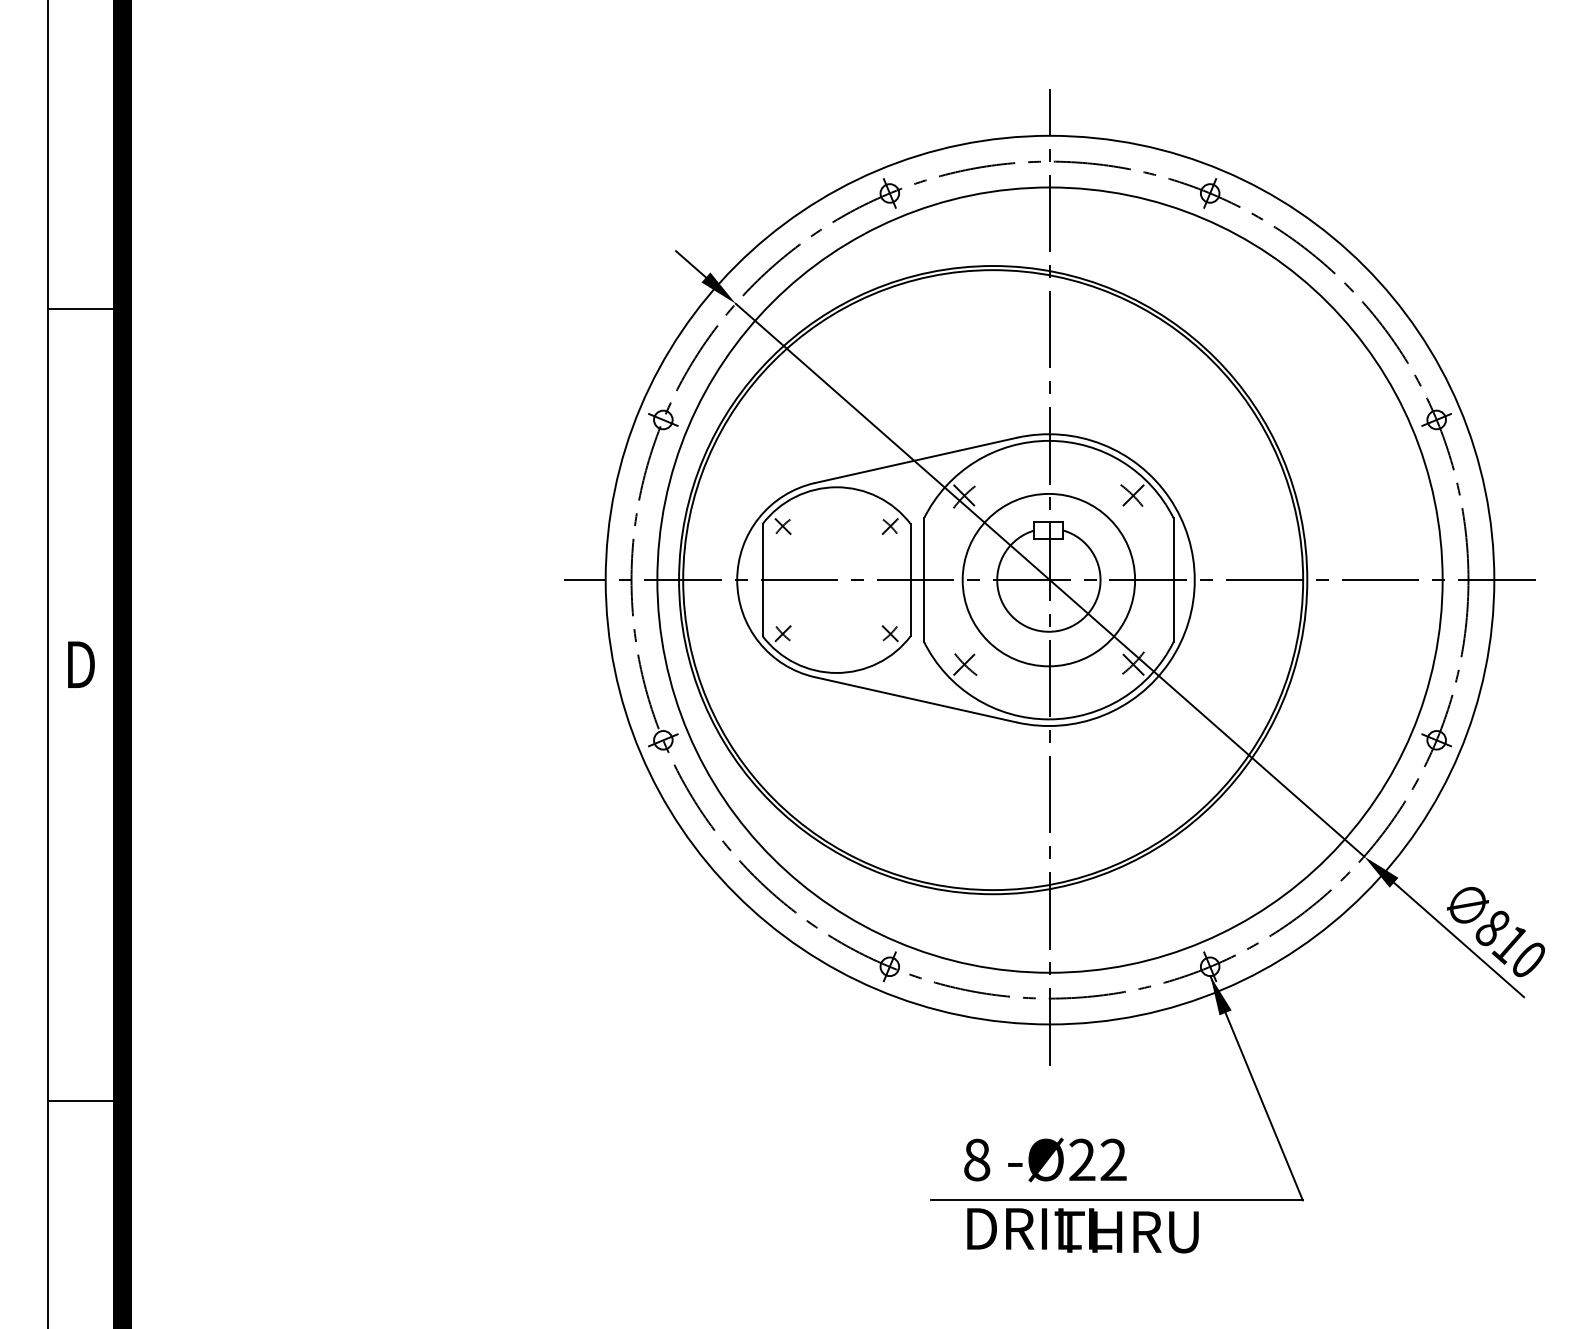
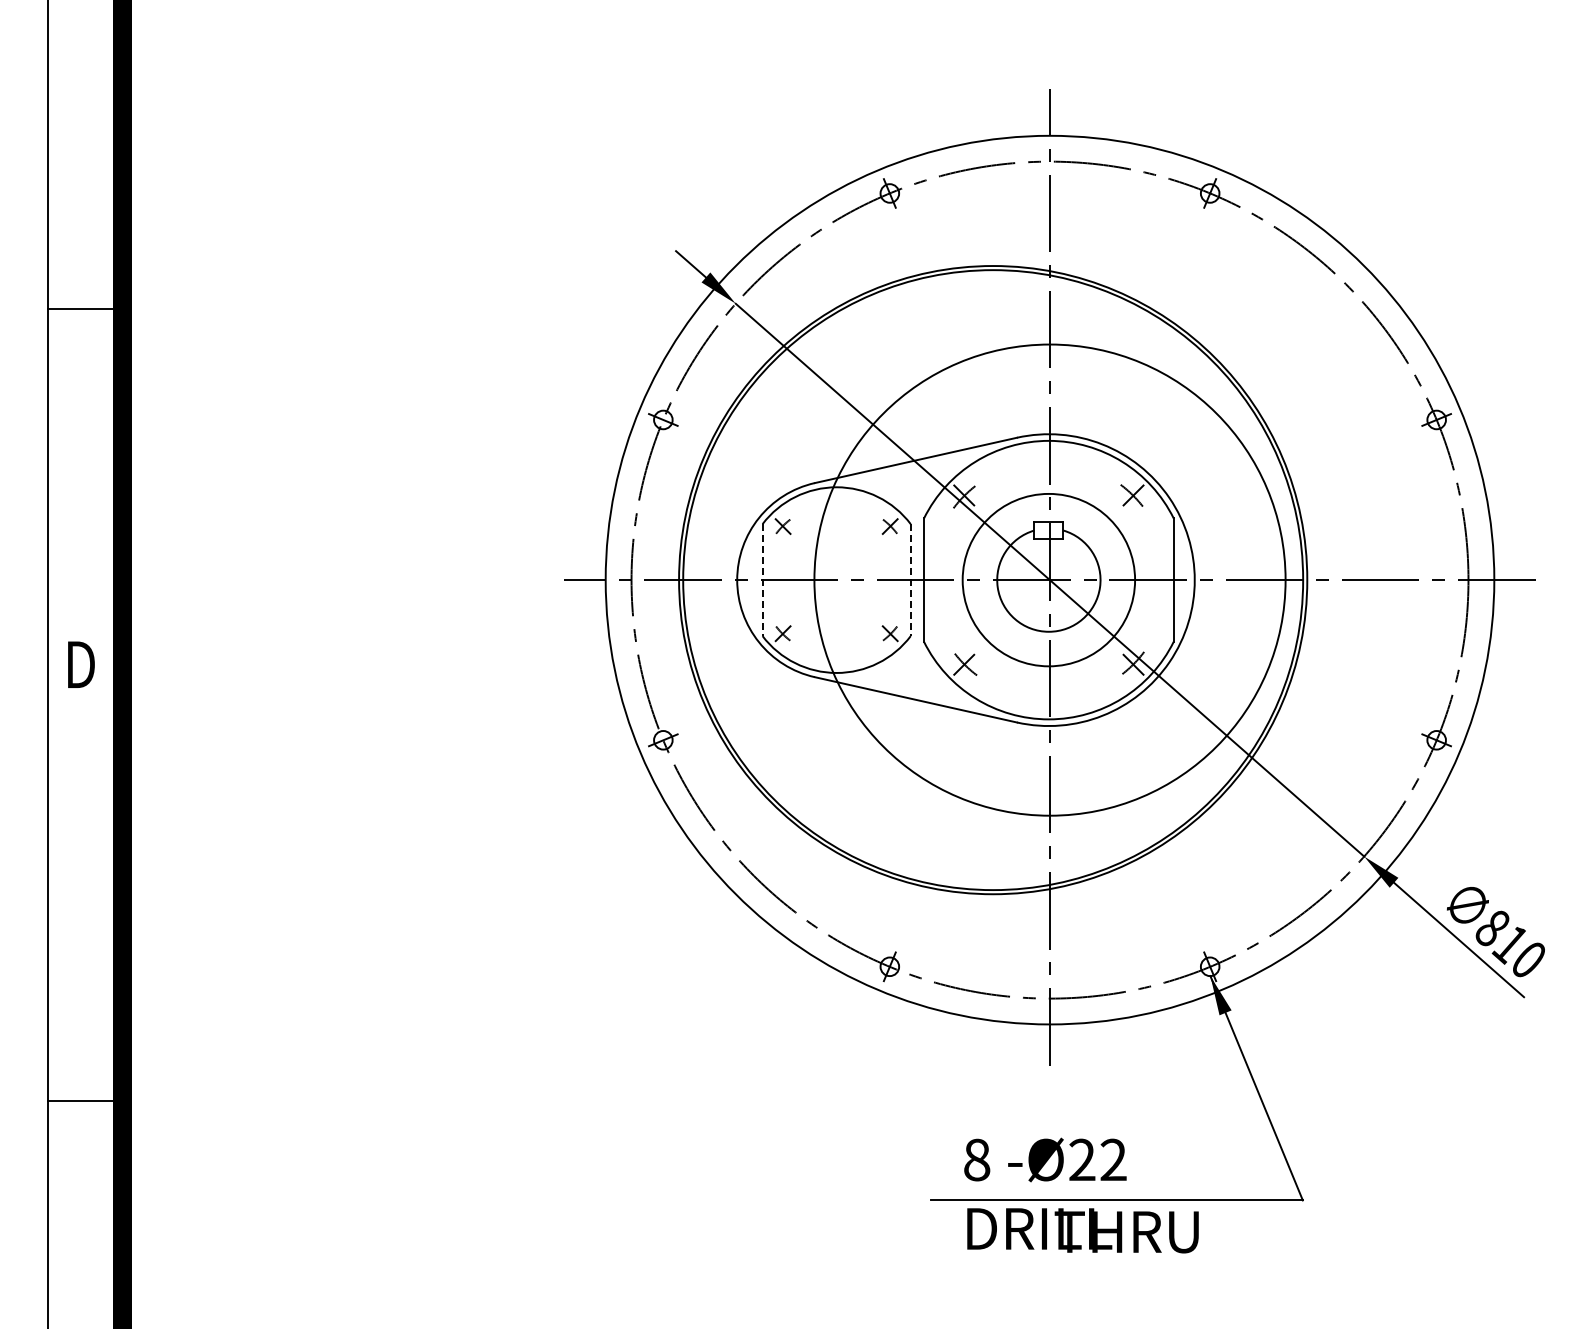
circle diameter: 785 px -> 471 px (1049, 579)
line: solid -> dashed (762, 580)
line: solid -> dashed (910, 580)
